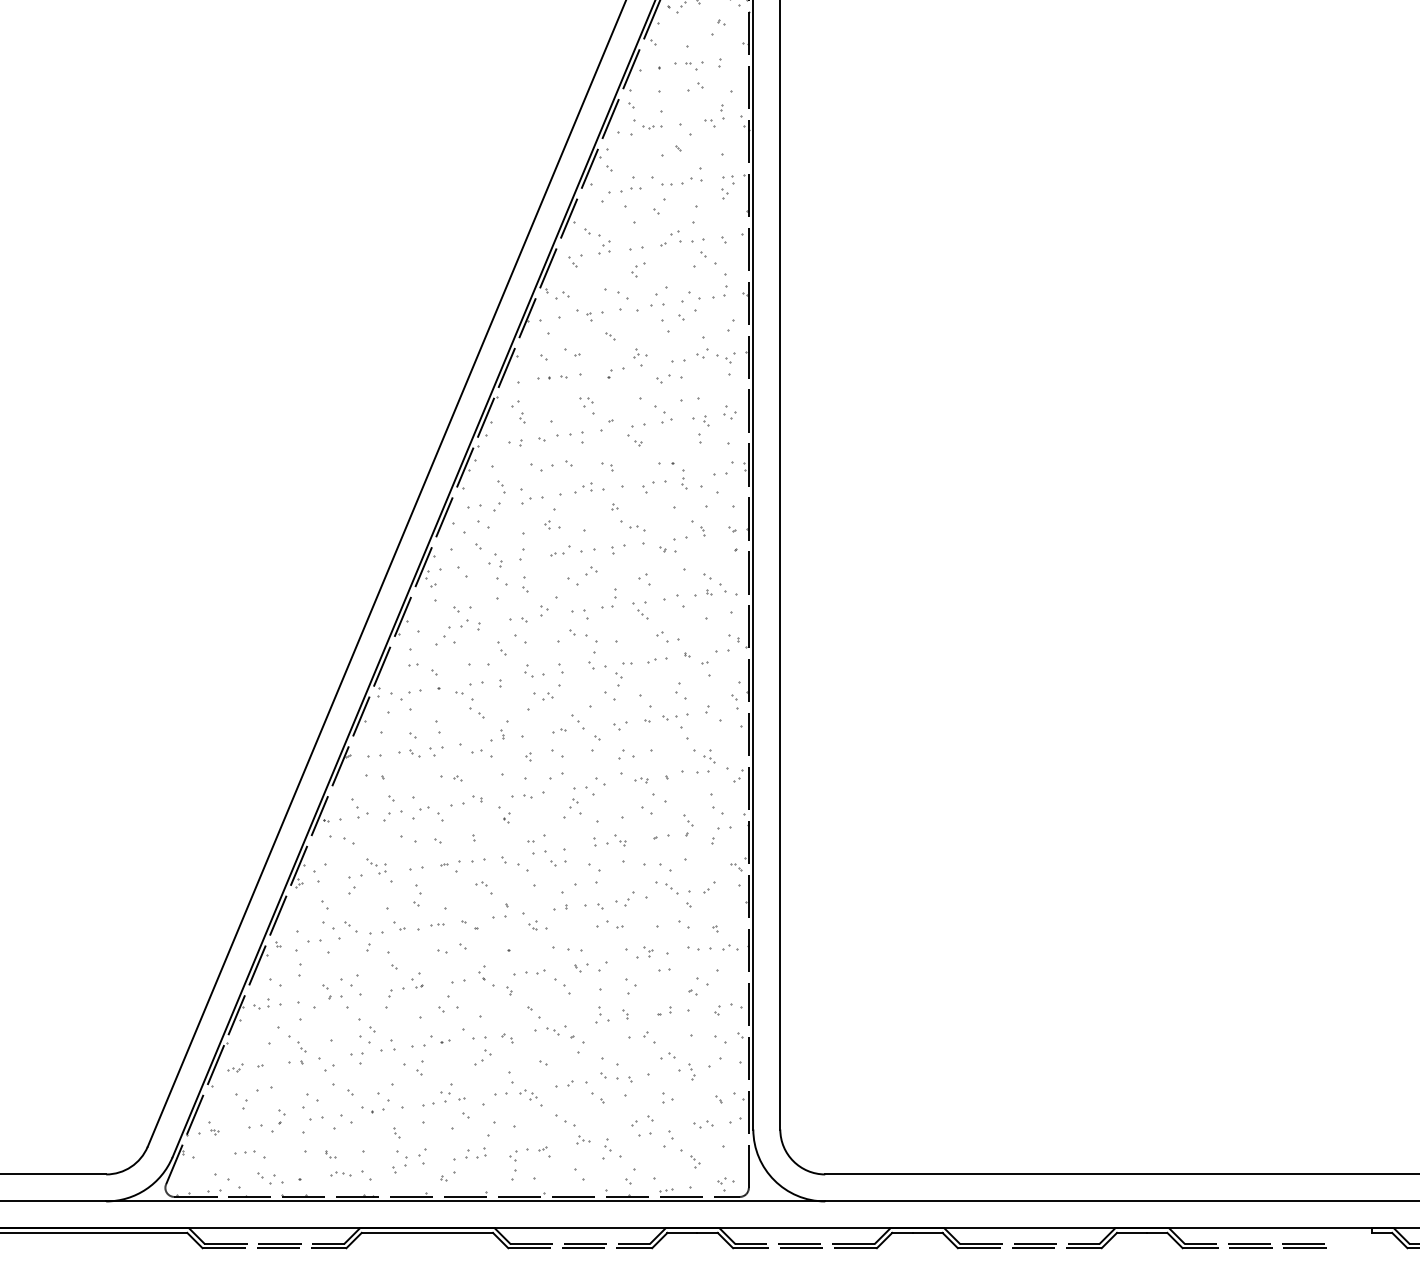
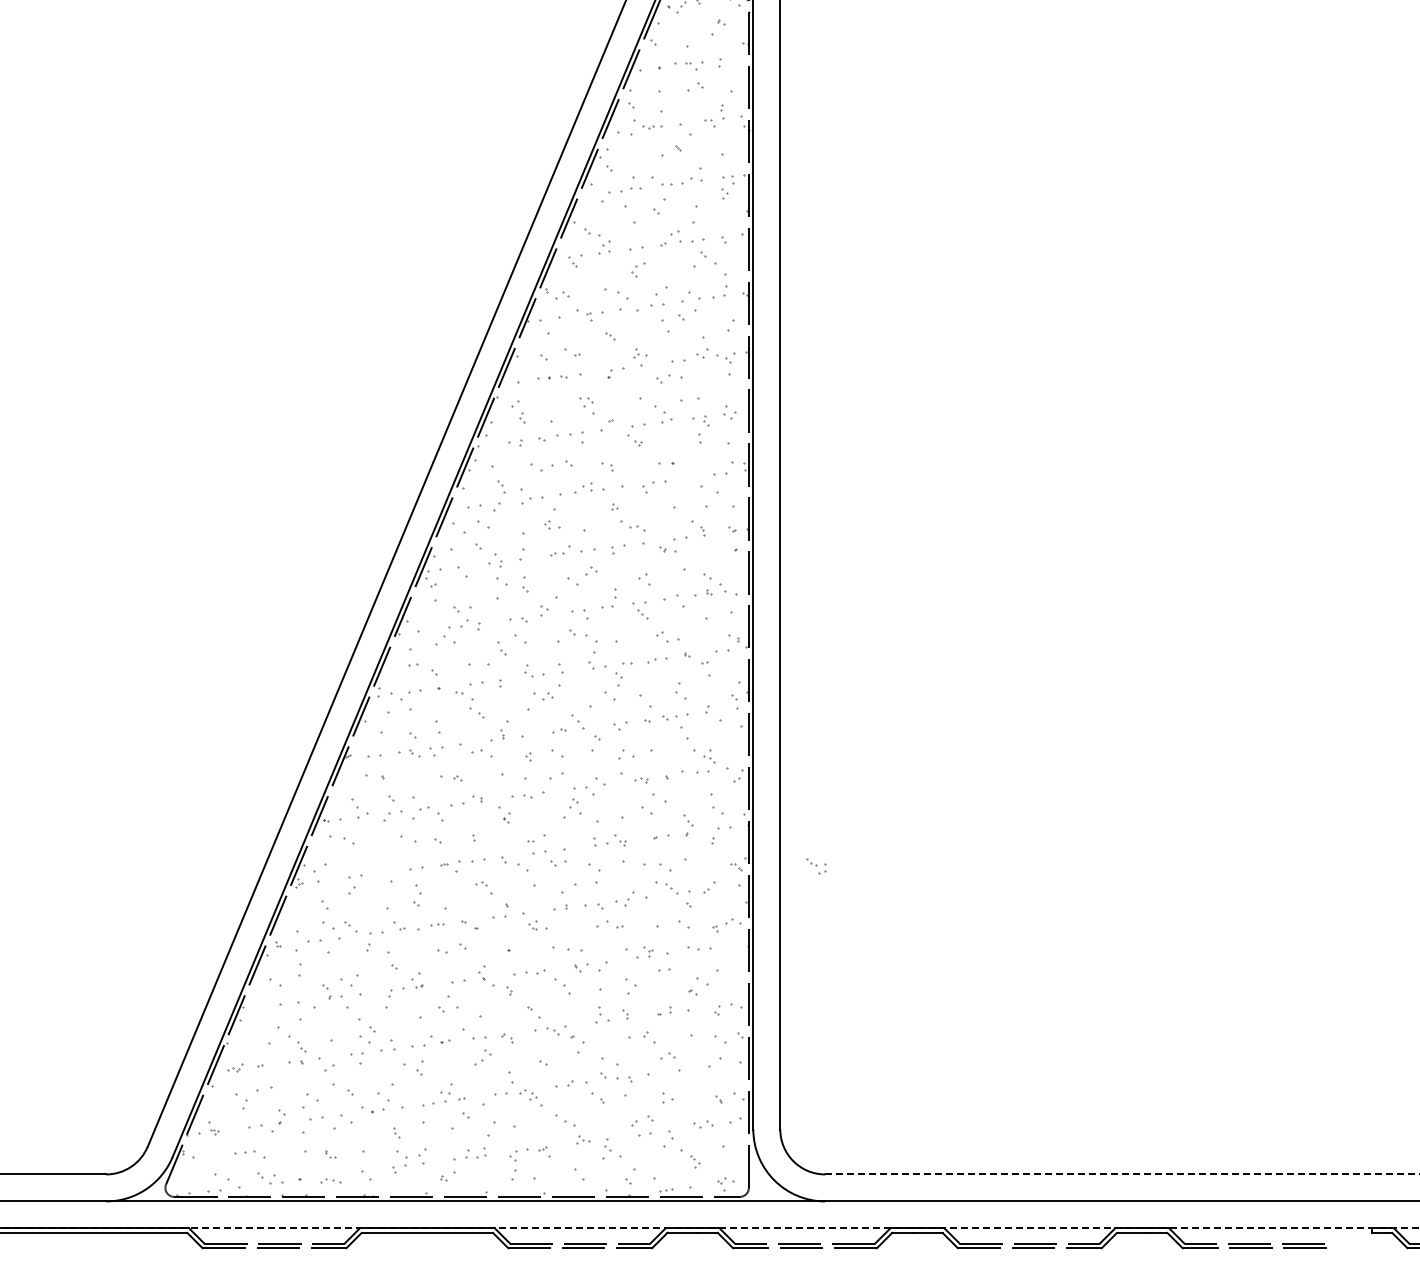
part: present -> none (684, 479)
part position: (376, 866) -> (816, 866) (816, 866)
part position: (730, 947) -> (733, 921) (733, 921)
part: present -> none (261, 1003)
part: present -> none (691, 1071)
part position: (340, 1173) -> (330, 1180) (330, 1180)
line: solid -> dashed (1122, 1174)
line: solid -> dashed (709, 1228)
